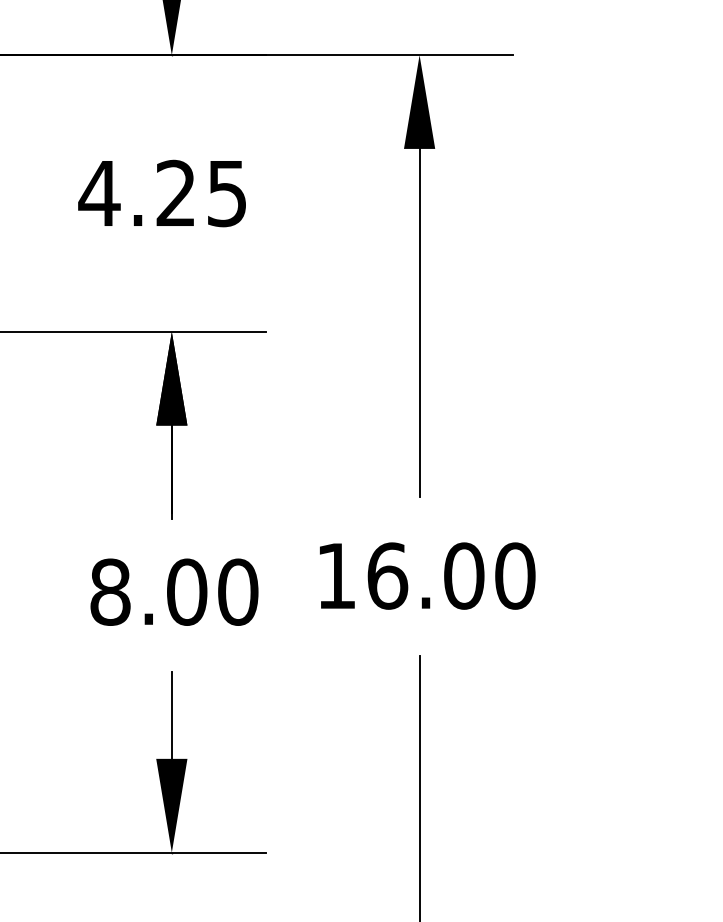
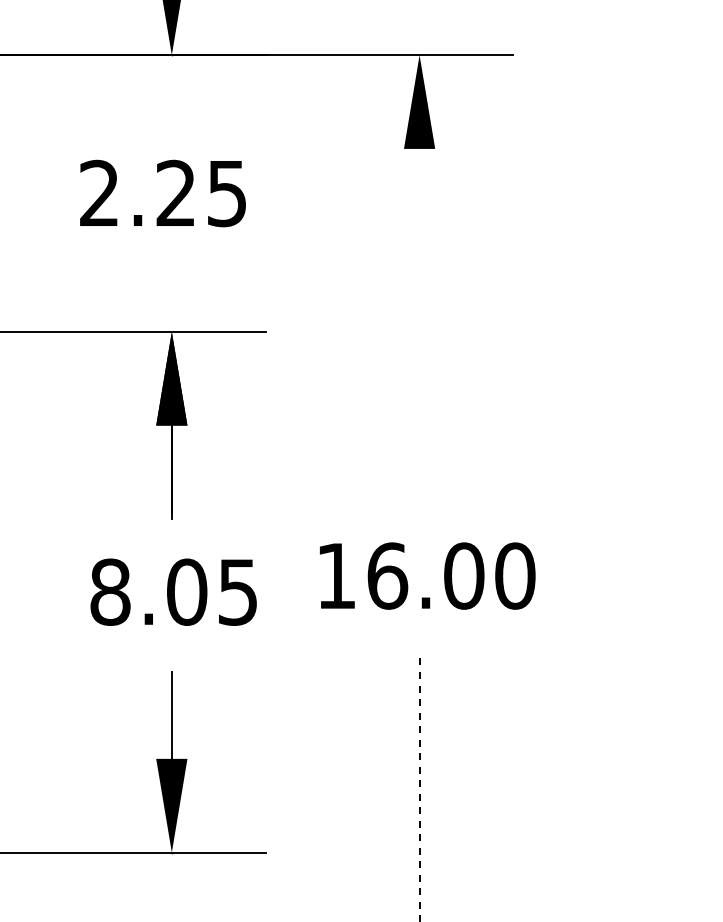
text: 4.25 -> 2.25 (99, 192)
line: present -> none (419, 322)
text: 8.00 -> 8.05 (238, 591)
line: solid -> dashed (419, 788)
